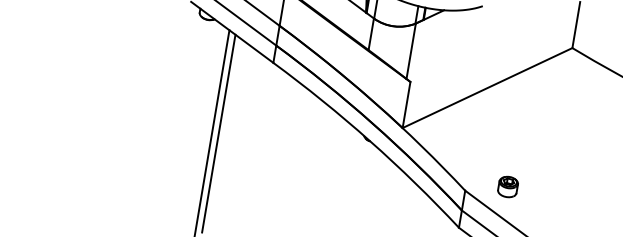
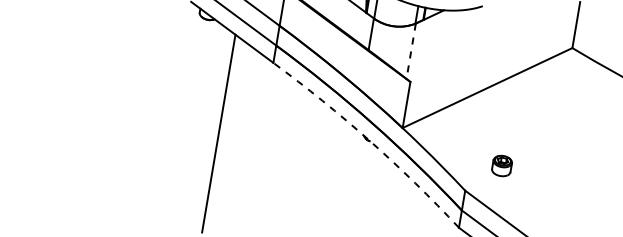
line: solid -> dashed (411, 51)
line: present -> none (212, 131)
arc: solid -> dashed (369, 141)
part position: (507, 186) -> (501, 165) (501, 165)
